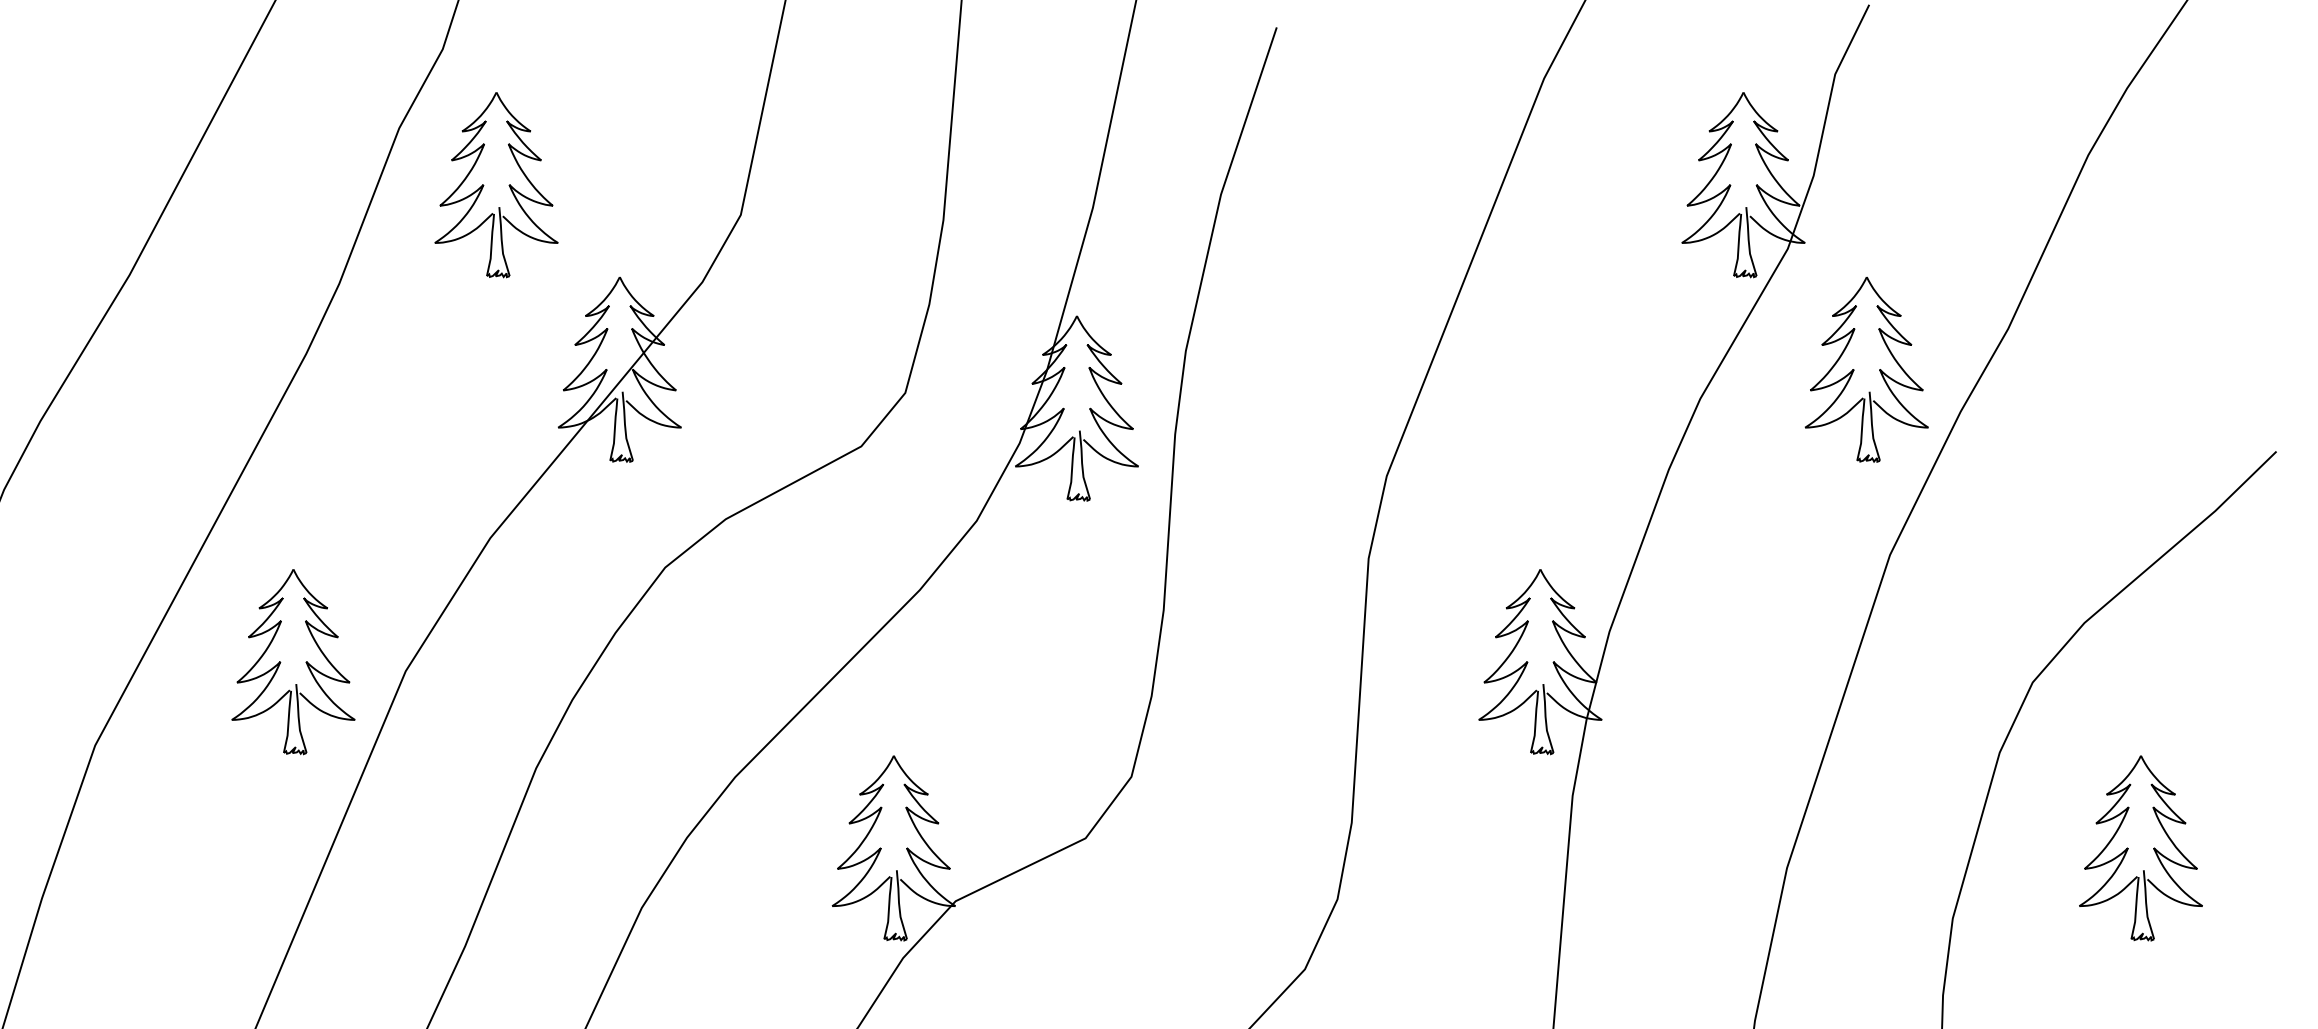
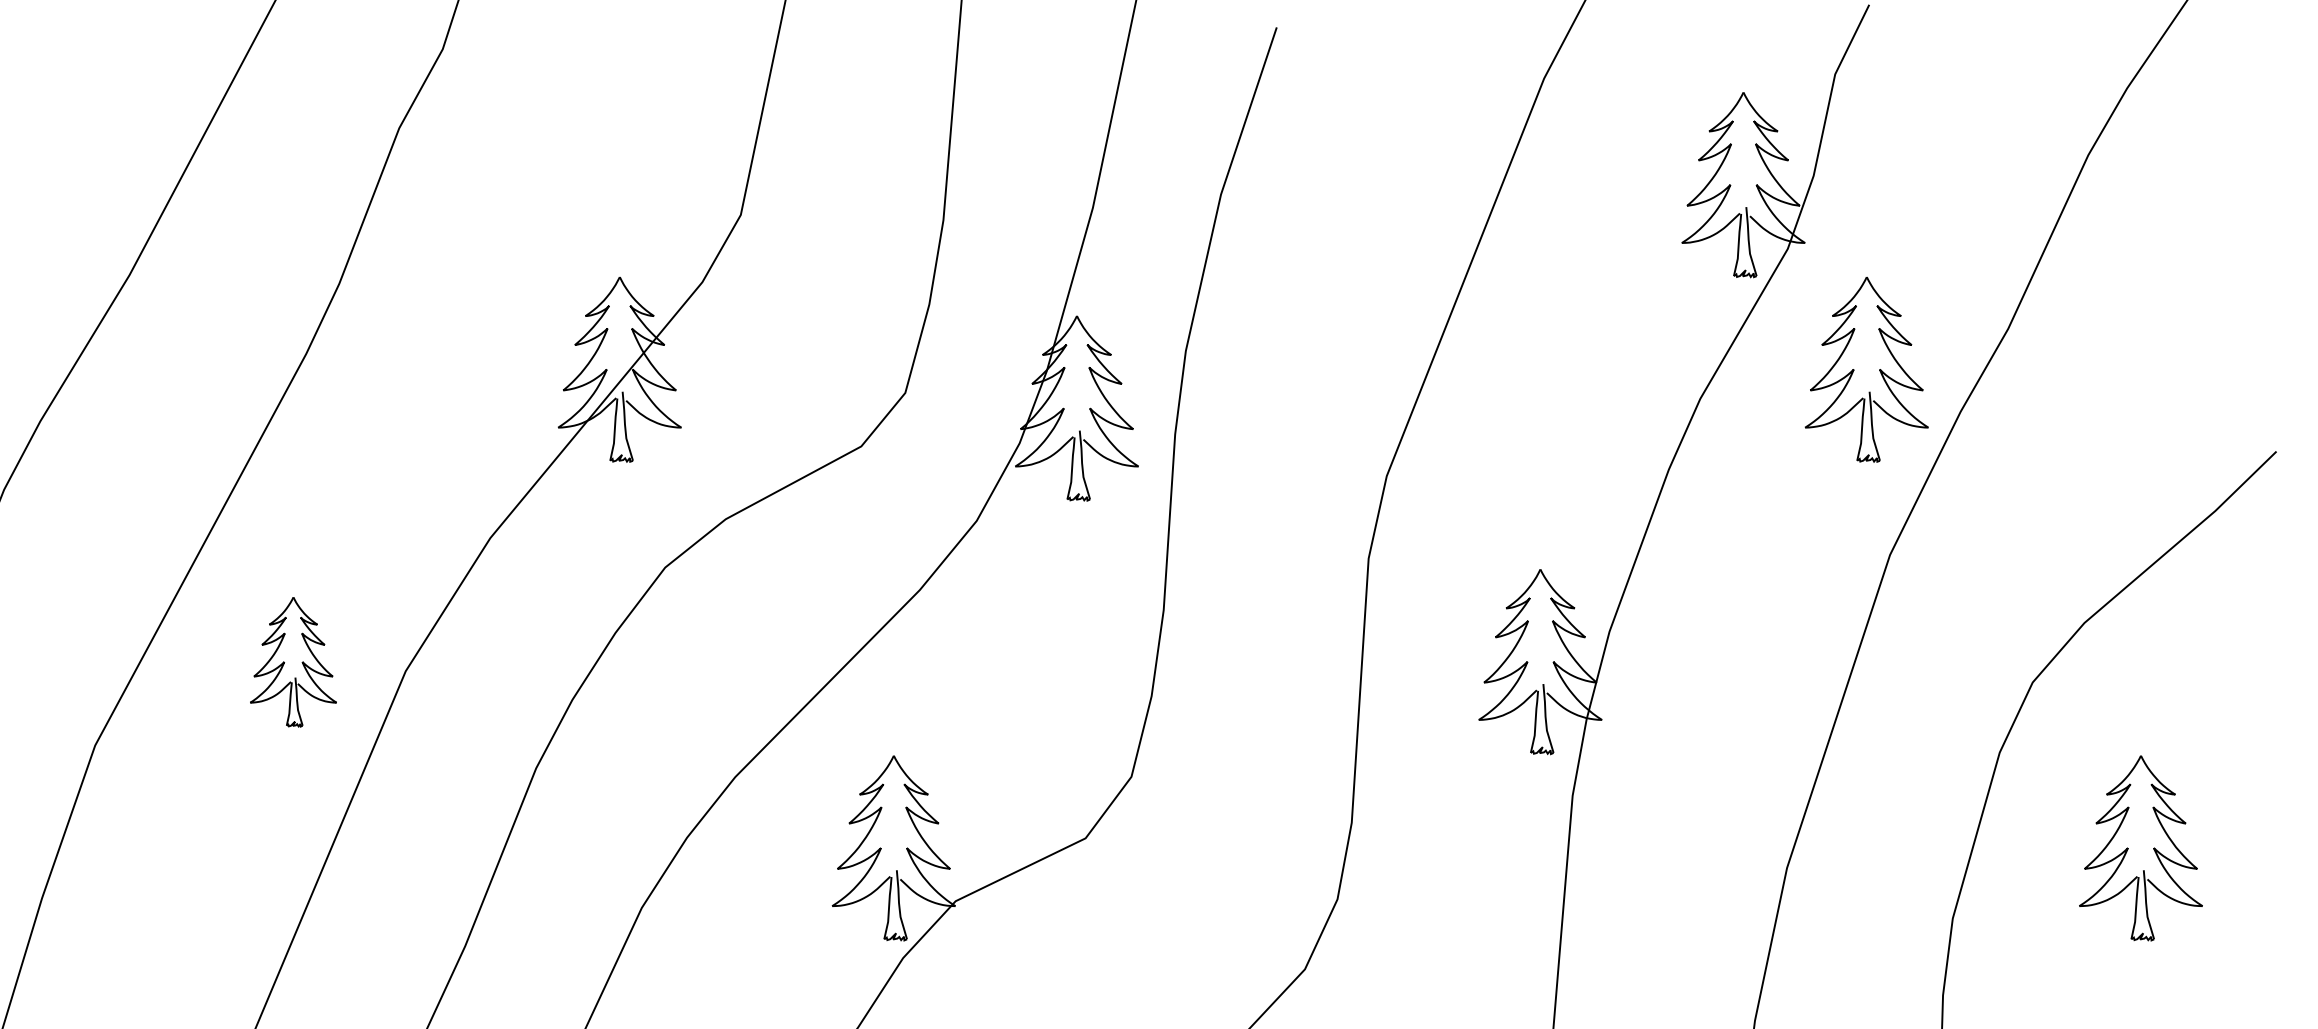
part: present -> none (496, 185)
part size: 125x187 px -> 87x131 px (293, 662)
